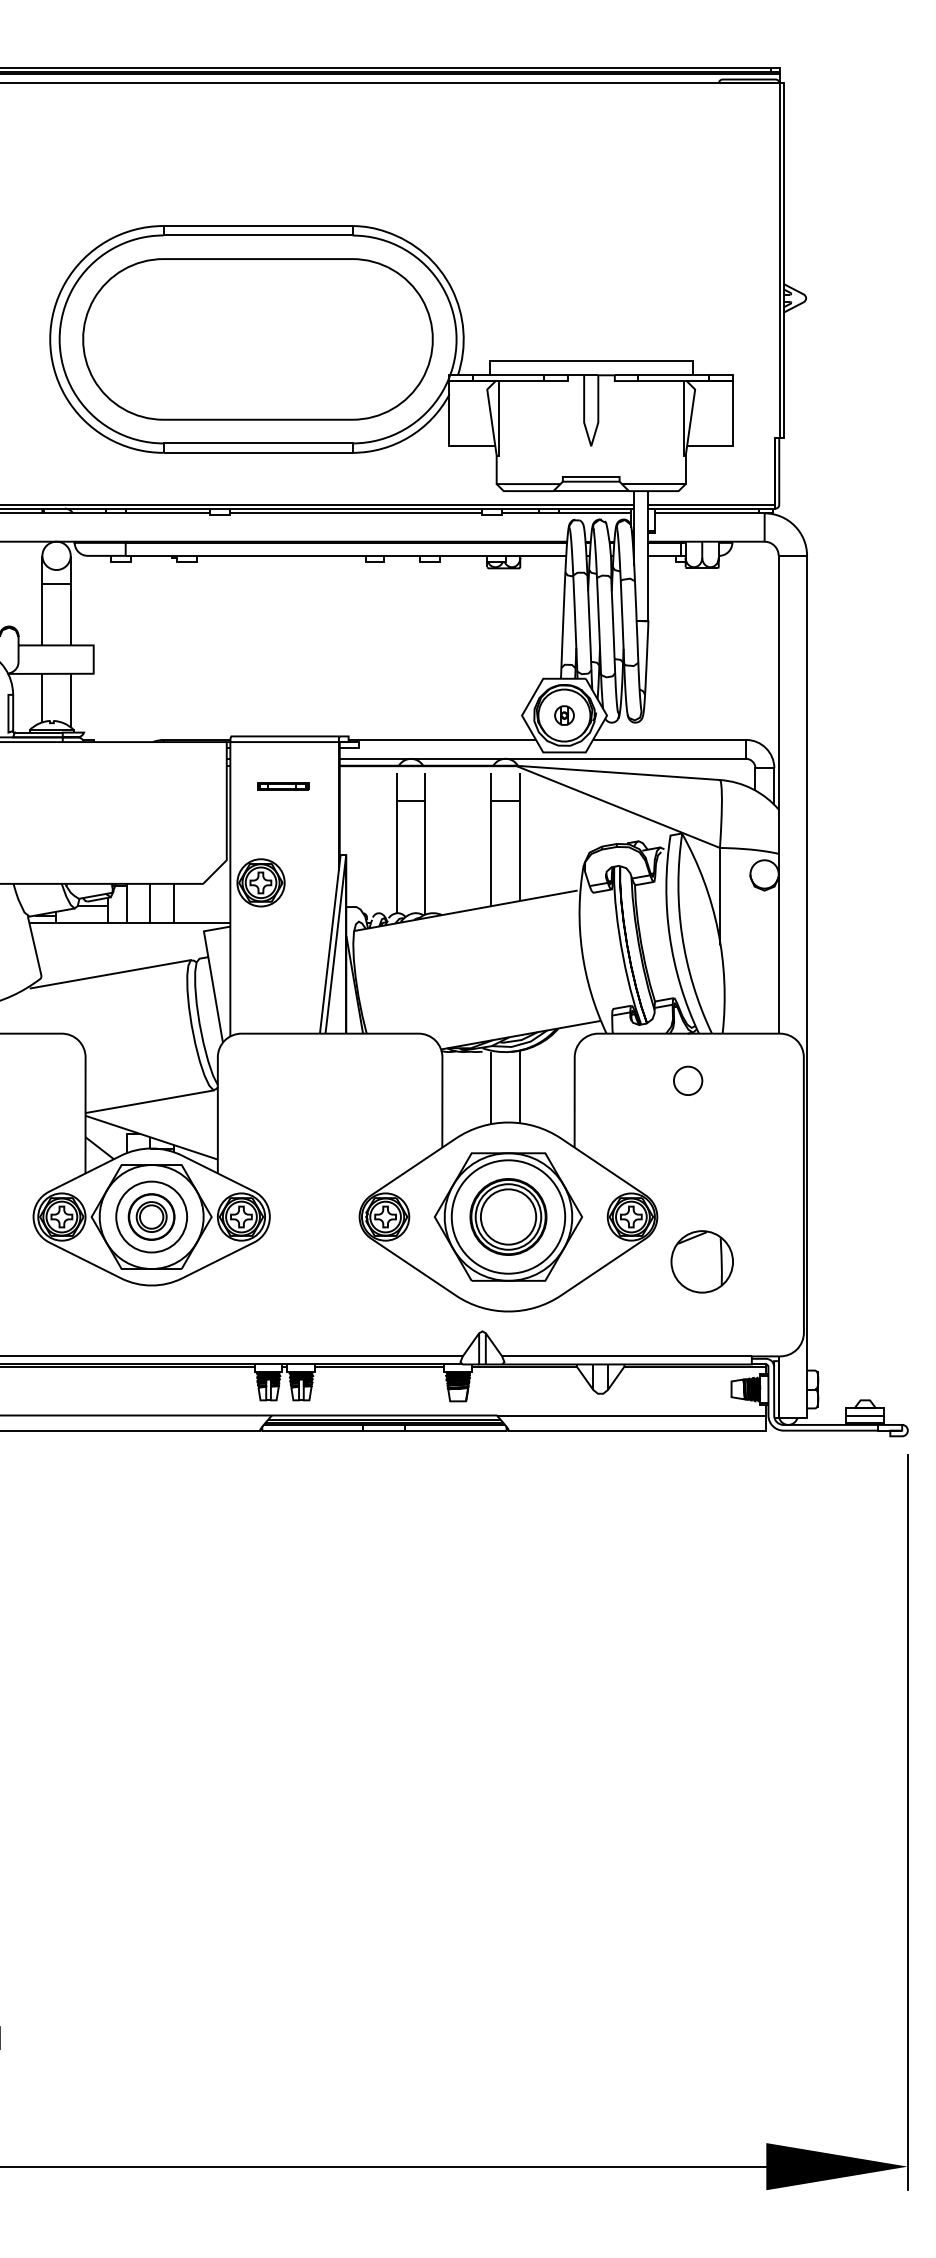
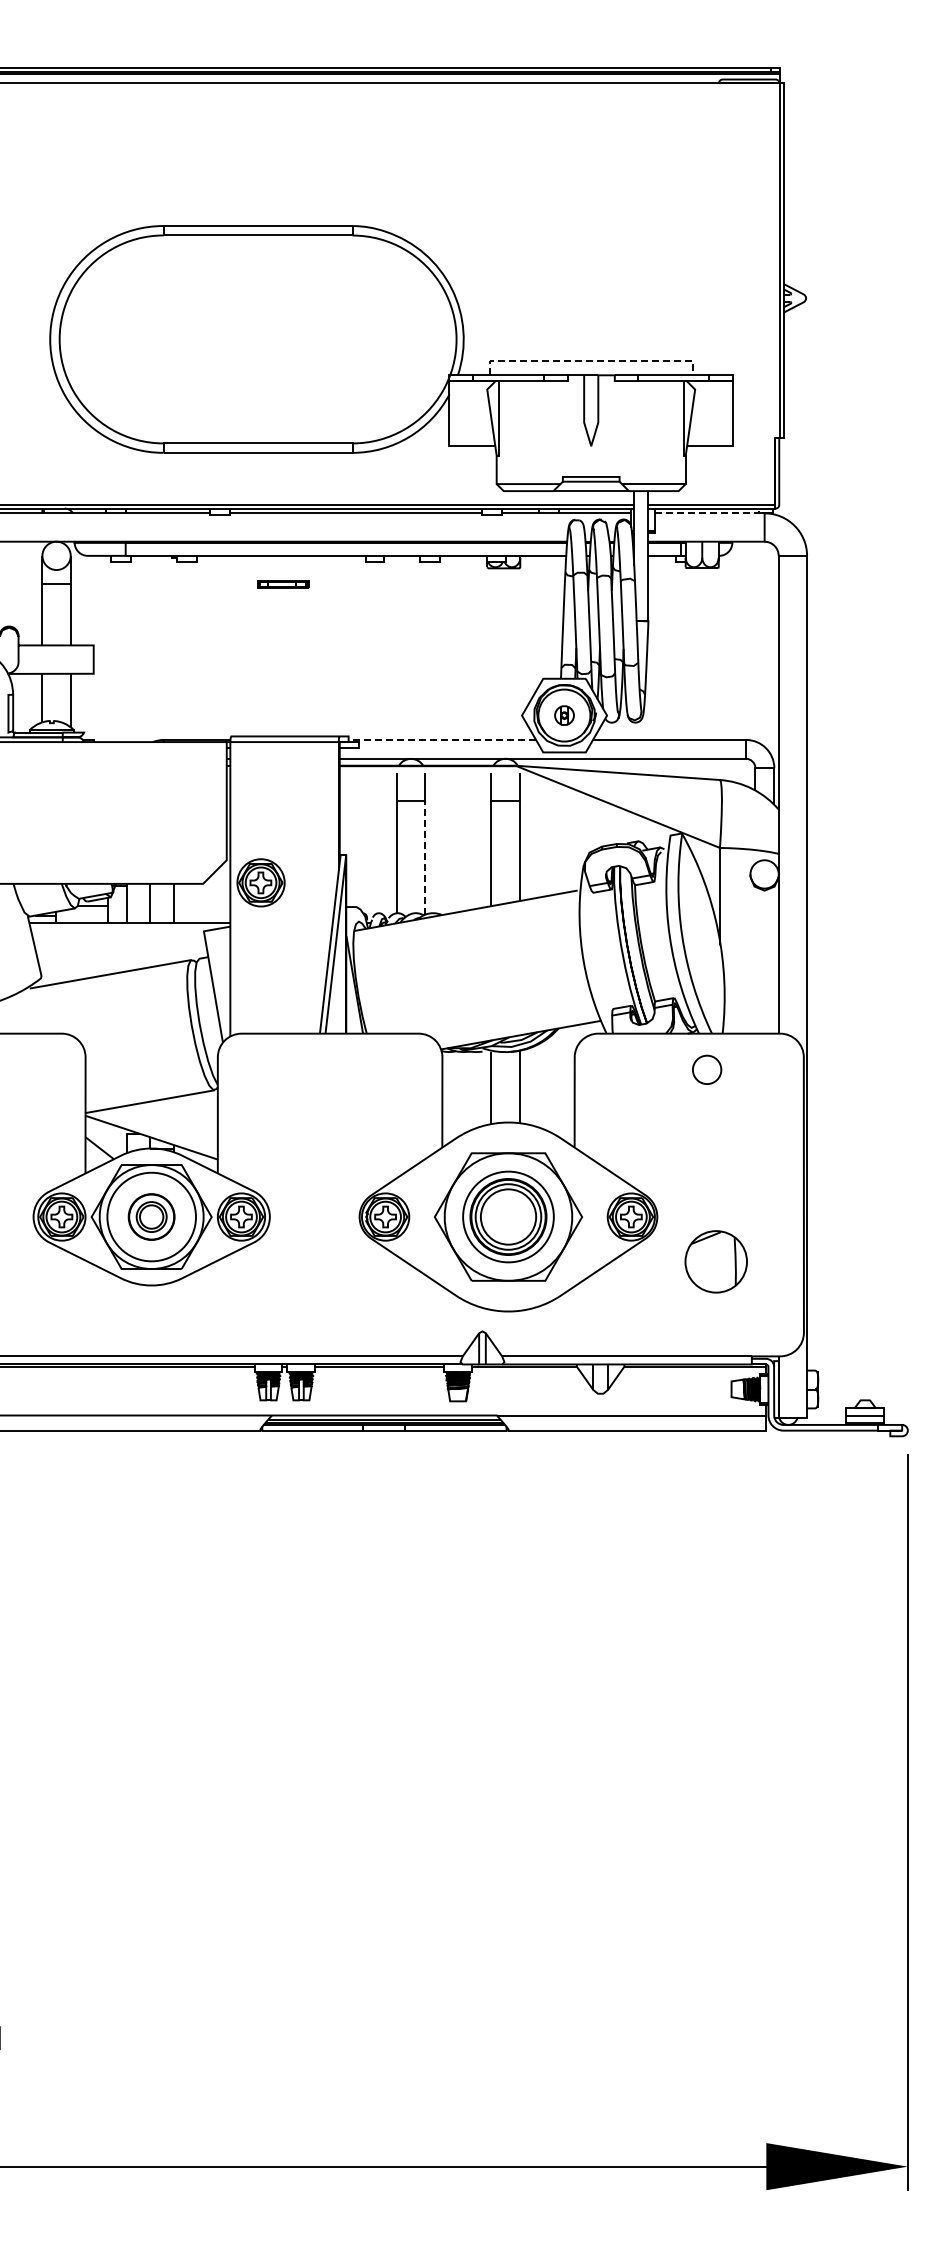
part: present -> none (257, 339)
line: solid -> dashed (591, 361)
line: solid -> dashed (709, 513)
line: solid -> dashed (442, 739)
part position: (283, 786) -> (283, 584) (283, 584)
line: solid -> dashed (425, 858)
circle position: (688, 1080) -> (707, 1069) (707, 1069)
circle diameter: 71 px -> 89 px (151, 1216)
circle diameter: 113 px -> 91 px (508, 1216)
part position: (701, 1261) -> (715, 1261) (715, 1261)
